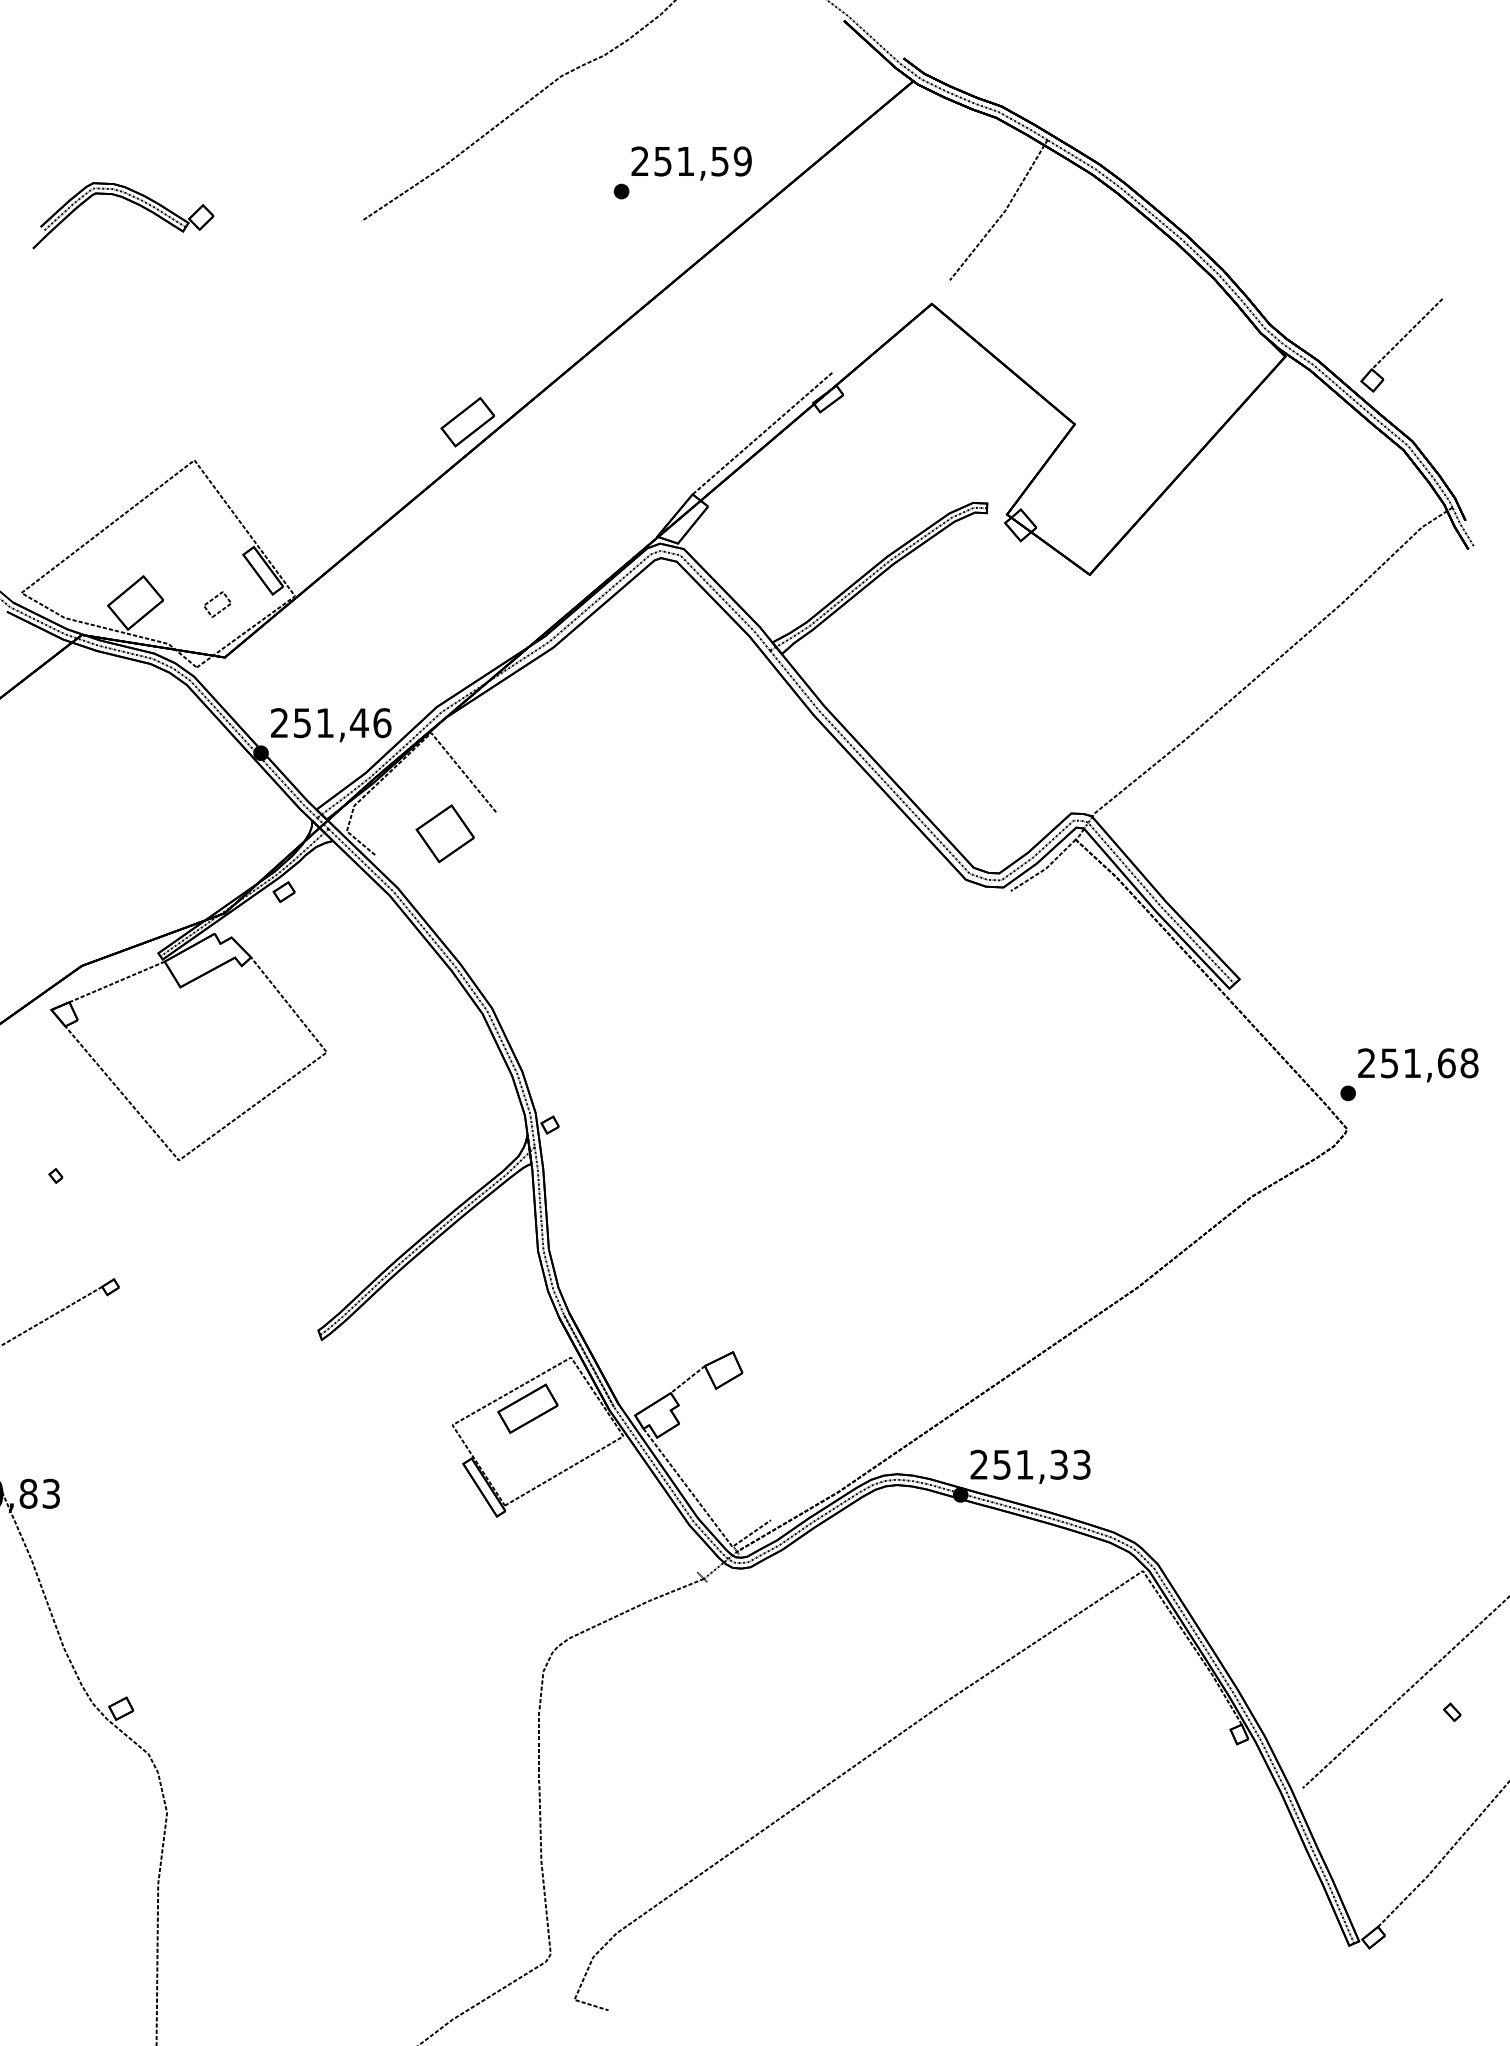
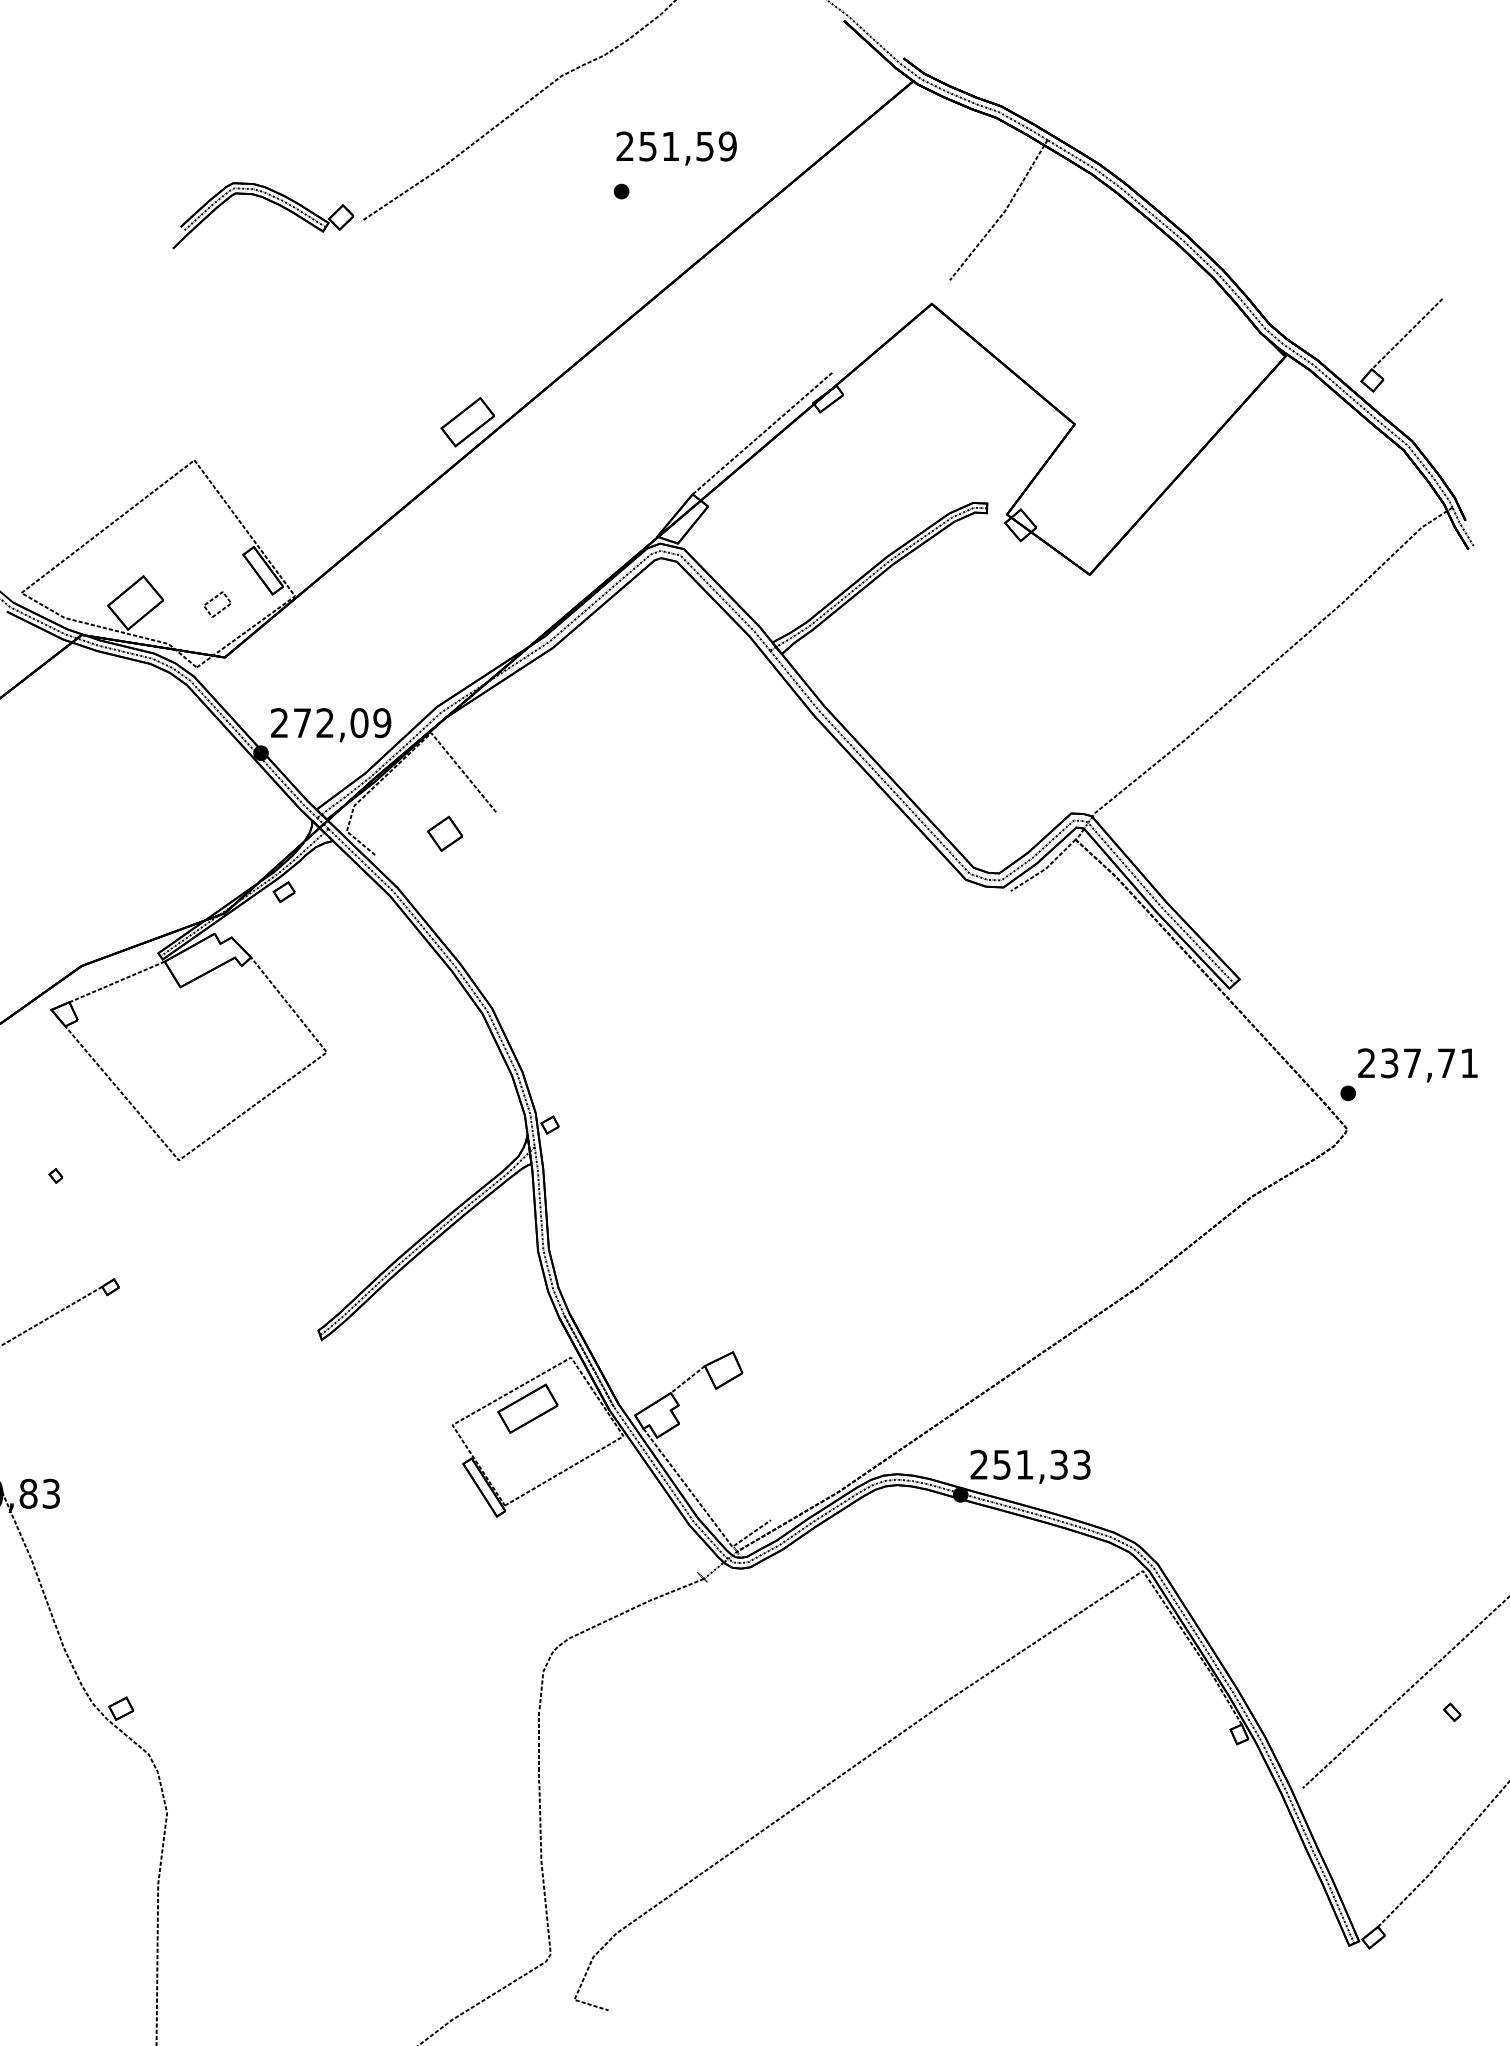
text position: (691, 163) -> (676, 148) (676, 148)
part position: (129, 201) -> (269, 201) (269, 201)
text: 251,46 -> 272,09 (342, 723)
part size: 60x60 px -> 38x37 px (444, 833)
text: 251,68 -> 237,71 (1429, 1063)
